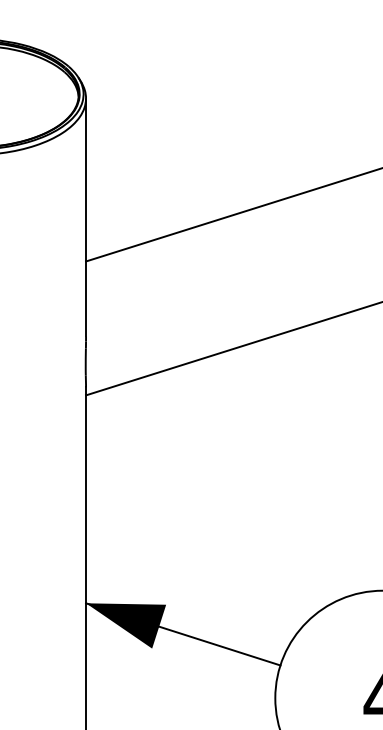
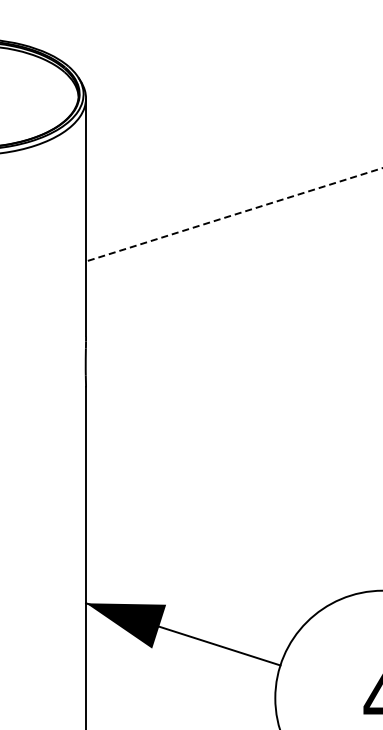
line: solid -> dashed (233, 214)
line: present -> none (232, 349)
